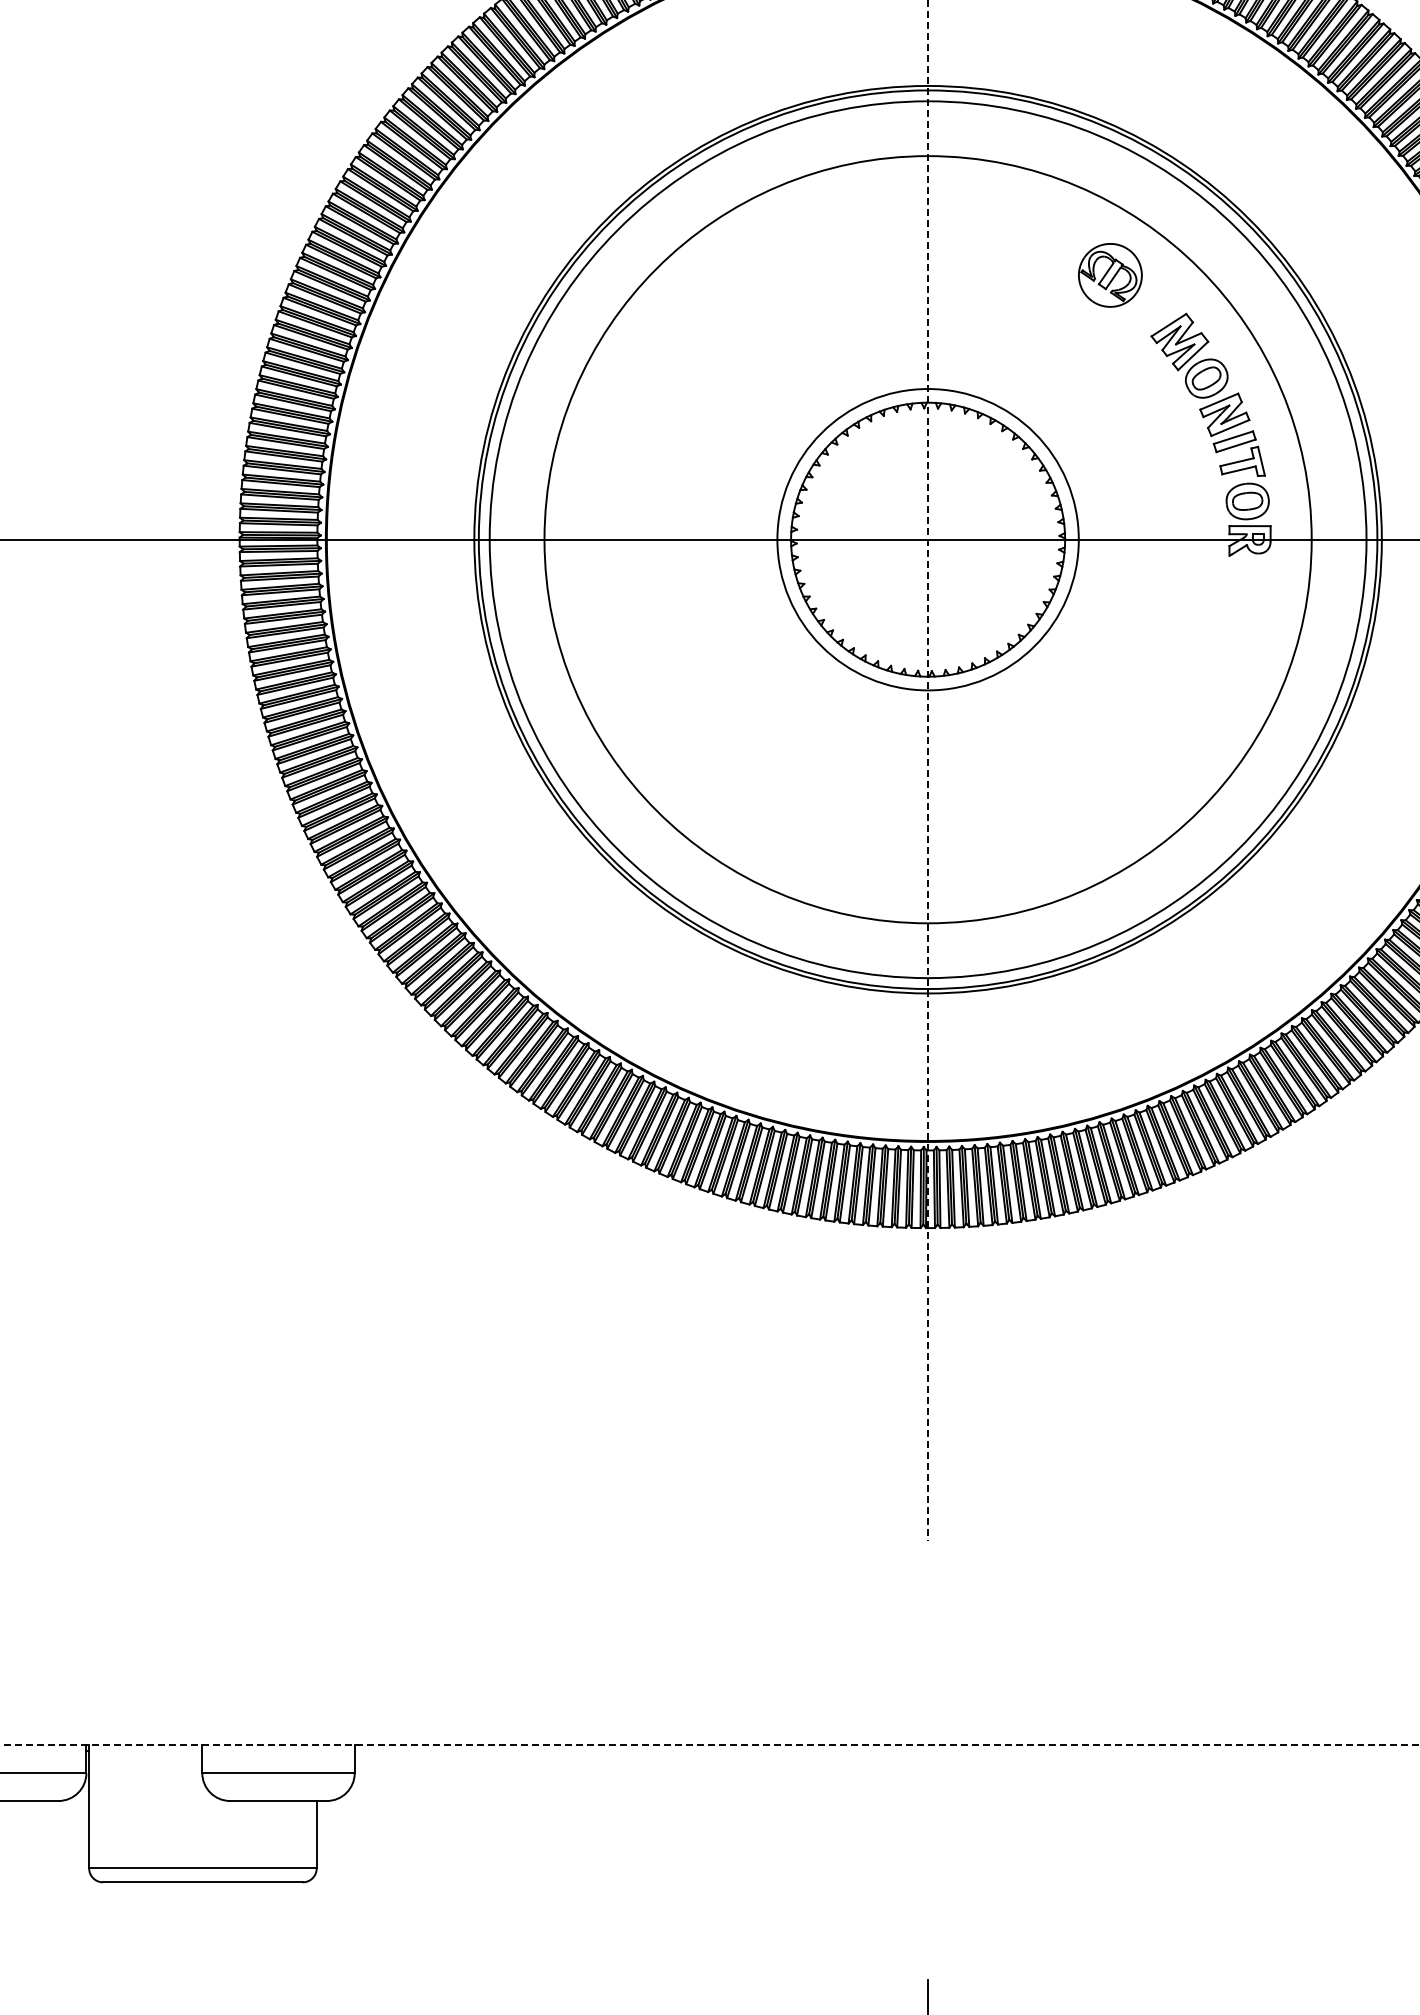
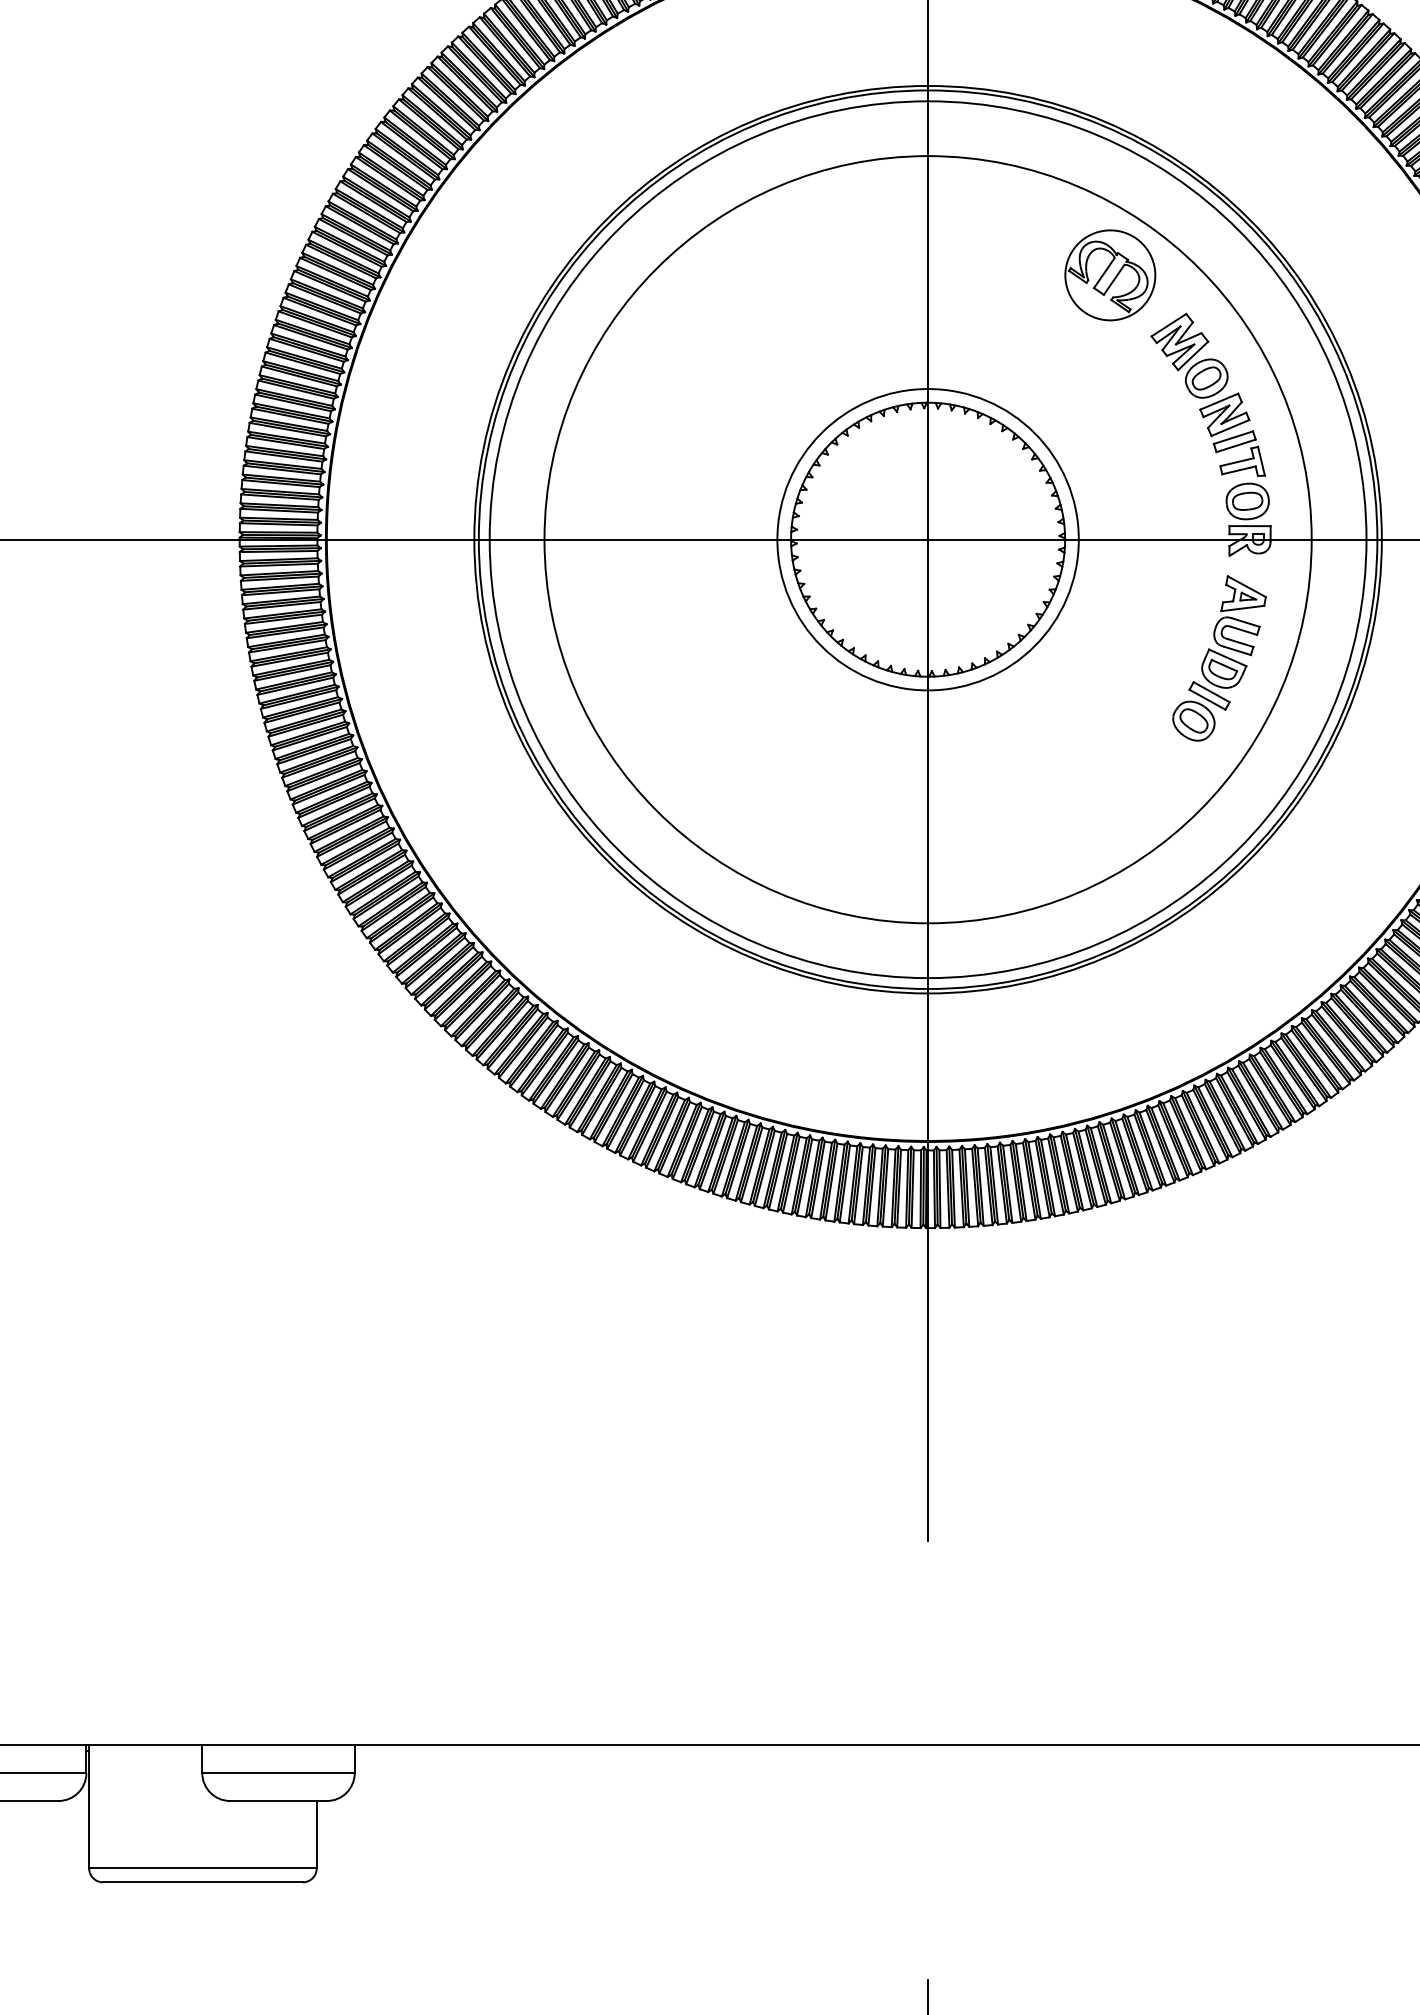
part size: 65x65 px -> 93x93 px (1110, 275)
part: none -> present (1219, 658)
line: dashed -> solid (928, 771)
line: dashed -> solid (710, 1745)
